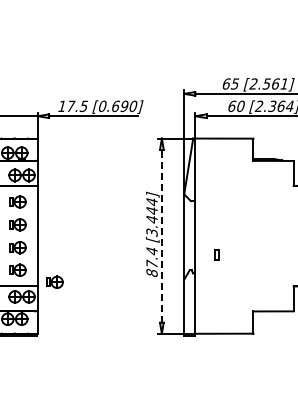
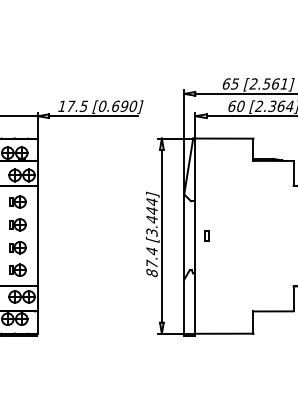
line: dashed -> solid (161, 235)
part position: (216, 254) -> (206, 235) (206, 235)
part: present -> none (54, 281)
